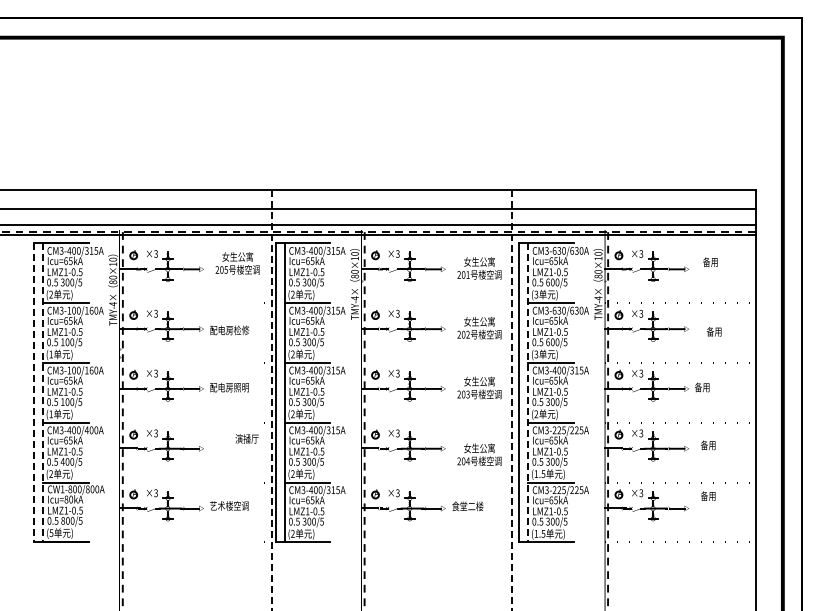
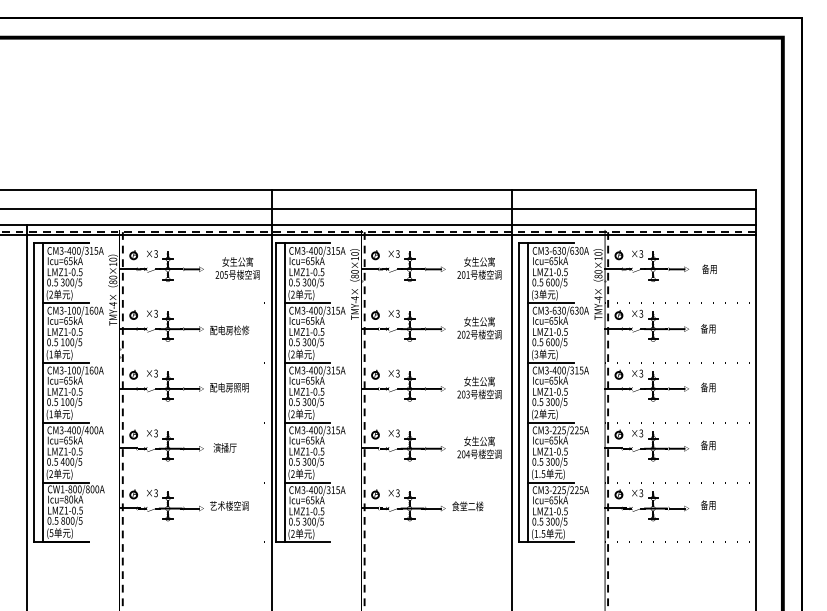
text position: (710, 261) -> (709, 268) (709, 268)
text position: (237, 263) -> (237, 268) (237, 268)
text position: (714, 331) -> (708, 328) (708, 328)
text position: (702, 387) -> (708, 387) (708, 387)
line: dashed -> solid (33, 392)
line: dashed -> solid (42, 392)
line: dashed -> solid (528, 392)
line: dashed -> solid (271, 400)
line: dashed -> solid (512, 400)
line: none -> present (26, 416)
text position: (246, 438) -> (224, 447) (224, 447)
text position: (479, 454) -> (479, 447) (479, 447)
text position: (708, 495) -> (708, 504) (708, 504)
